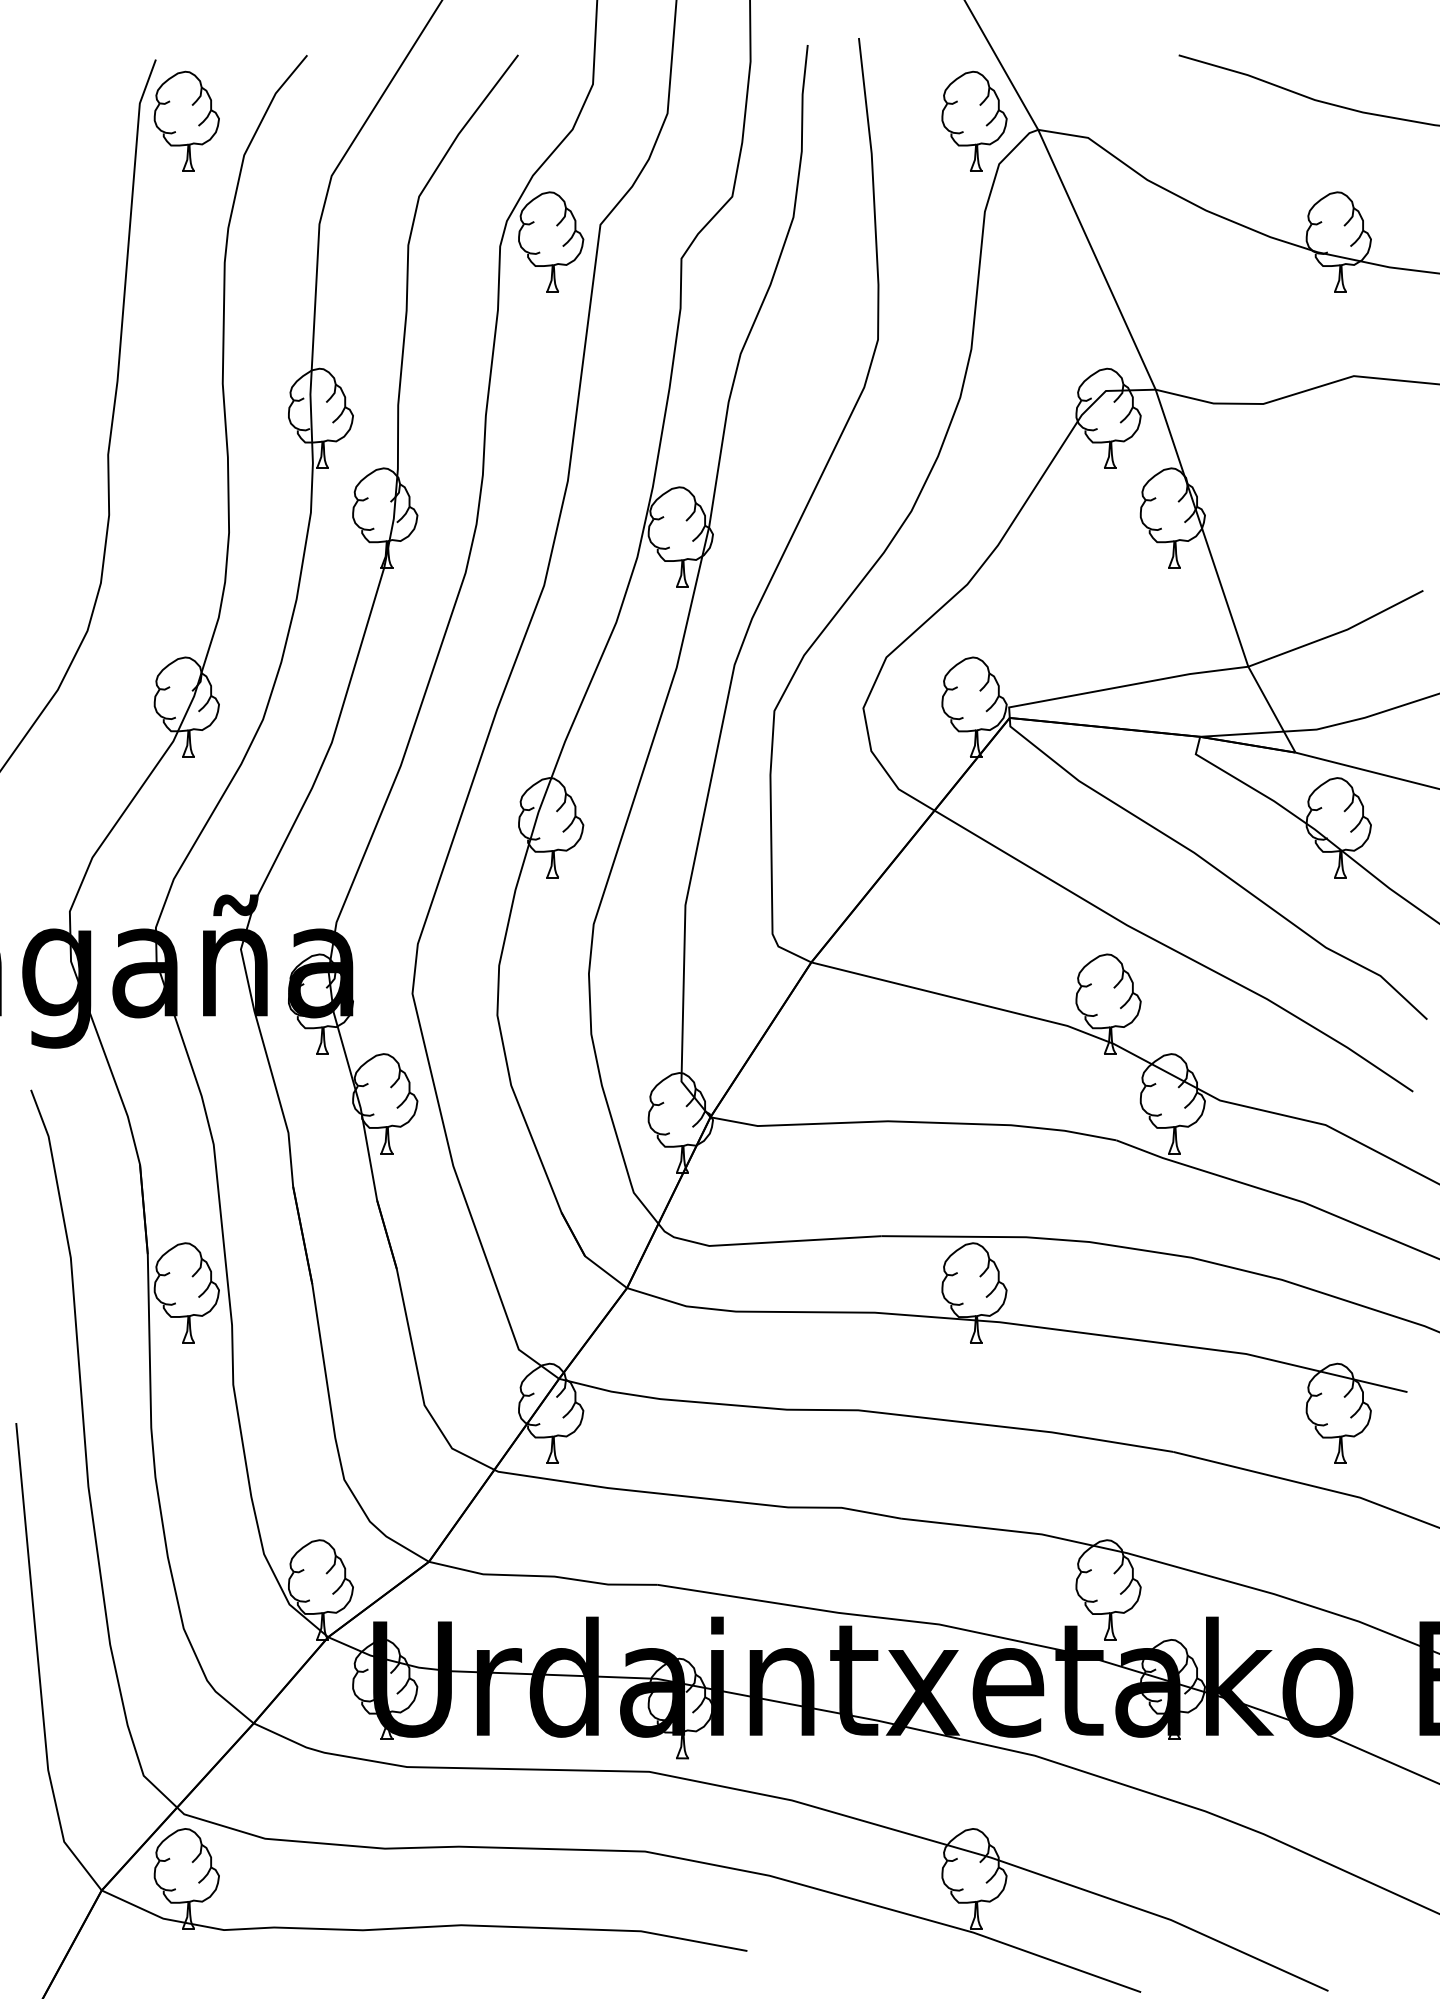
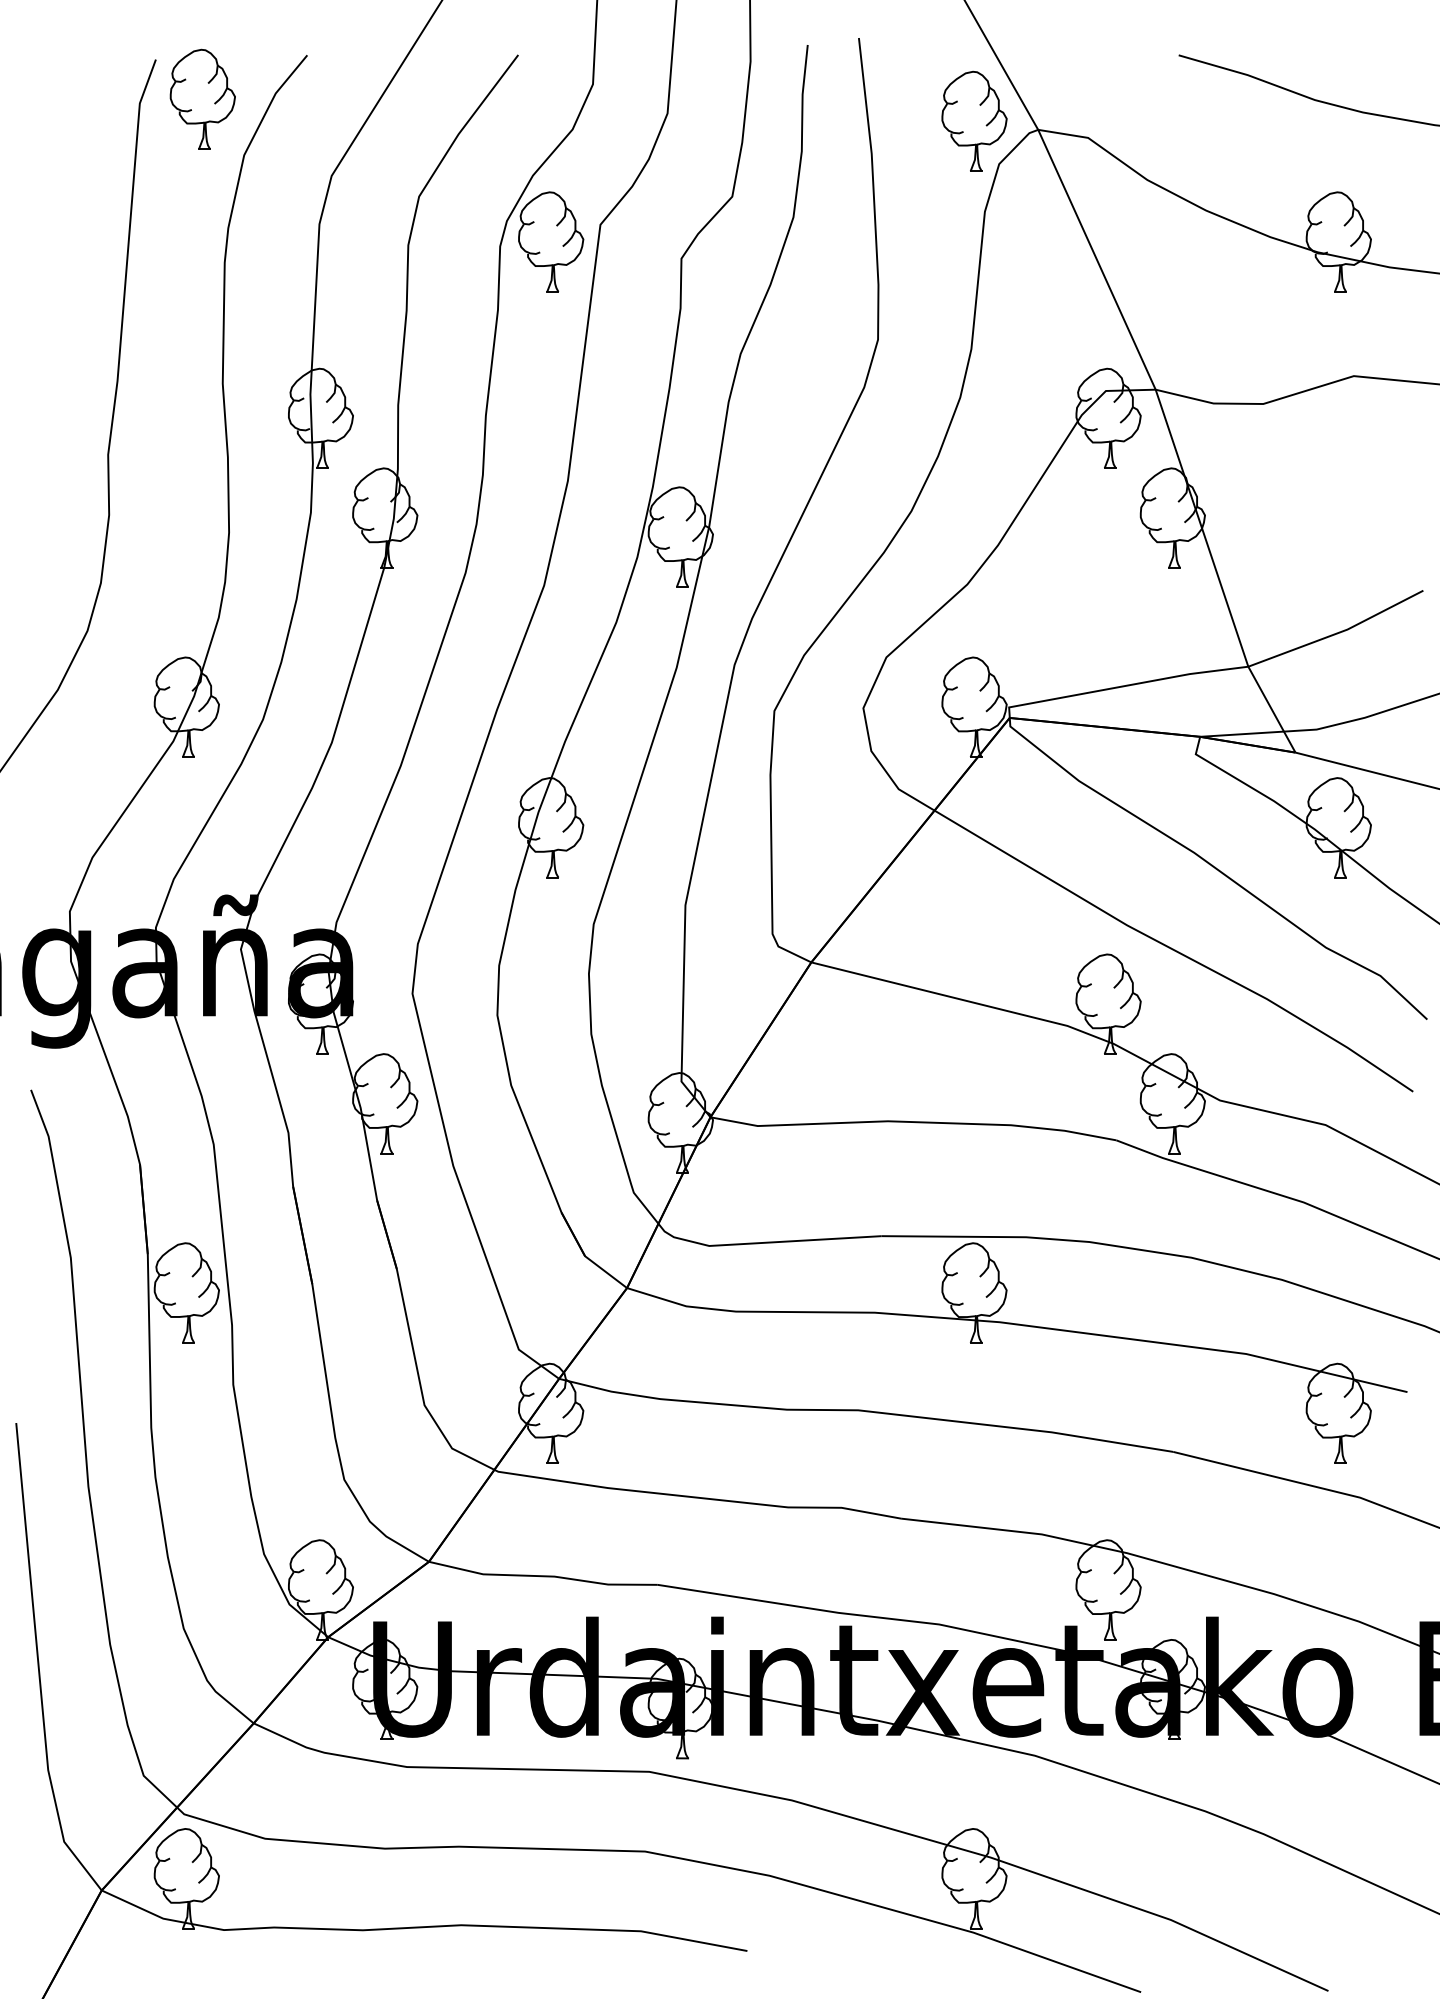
part position: (186, 120) -> (202, 98) (202, 98)
